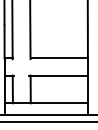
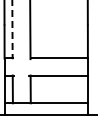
line: solid -> dashed (12, 30)
line: present -> none (48, 122)
